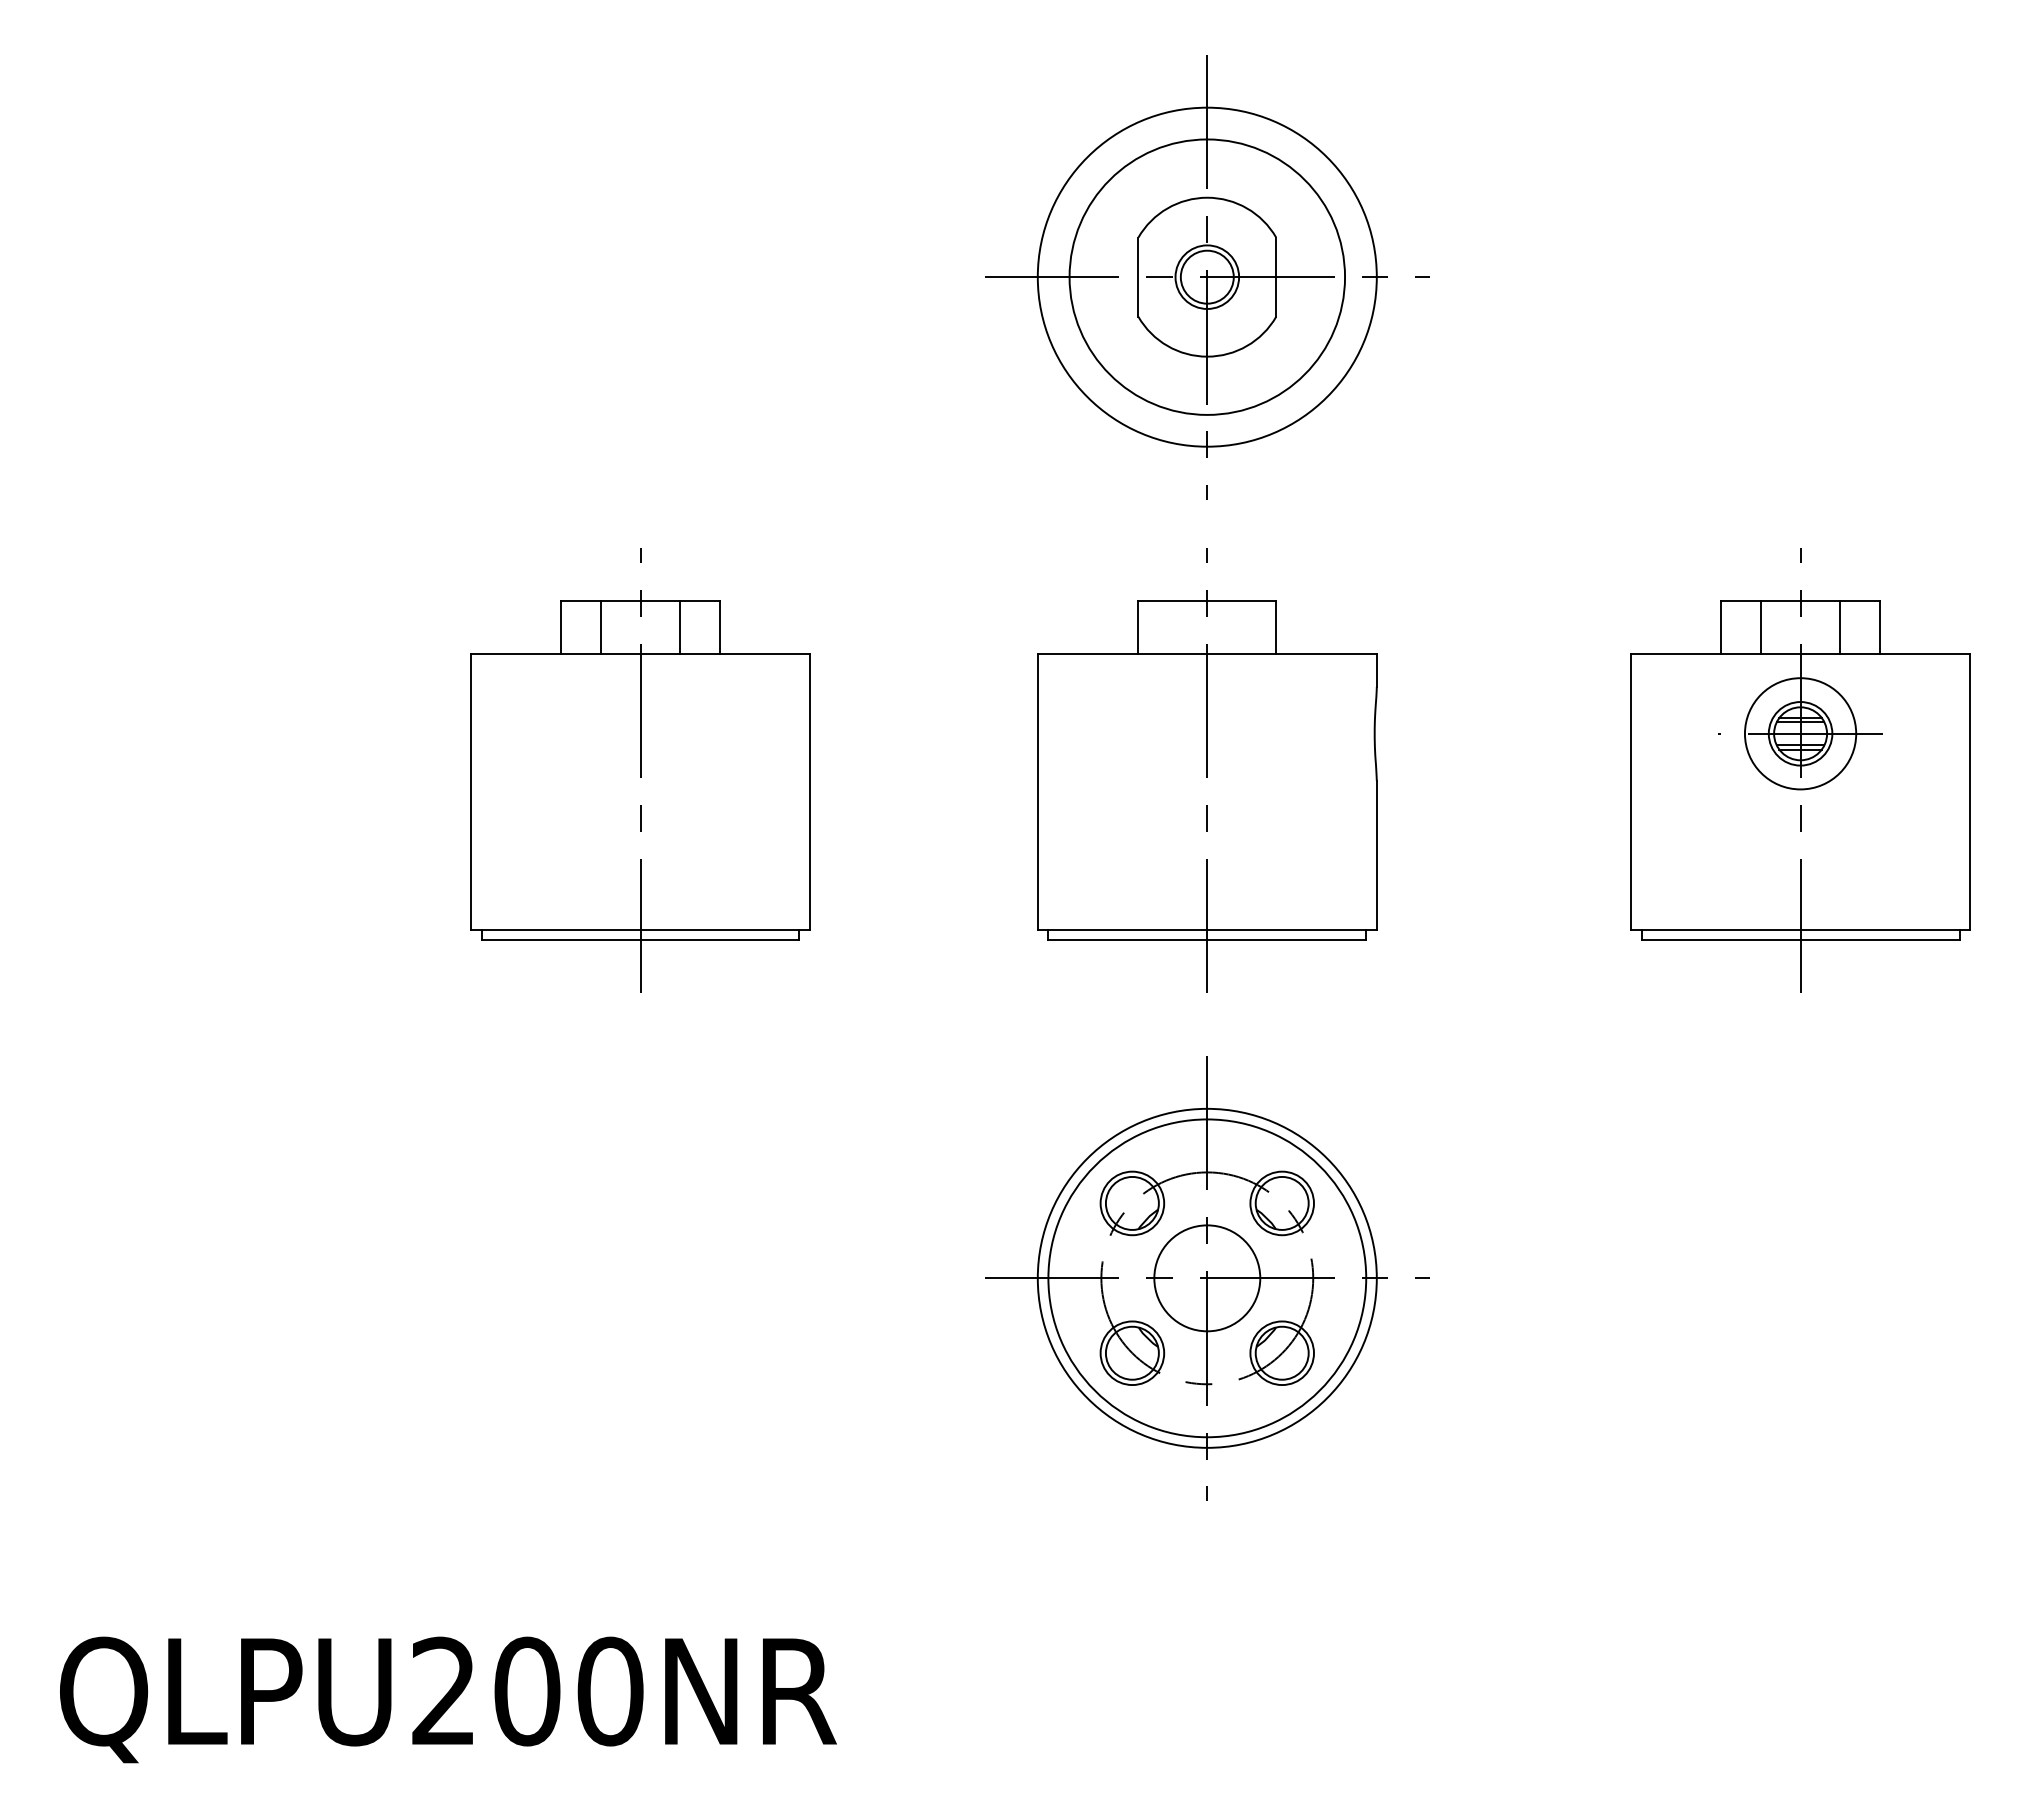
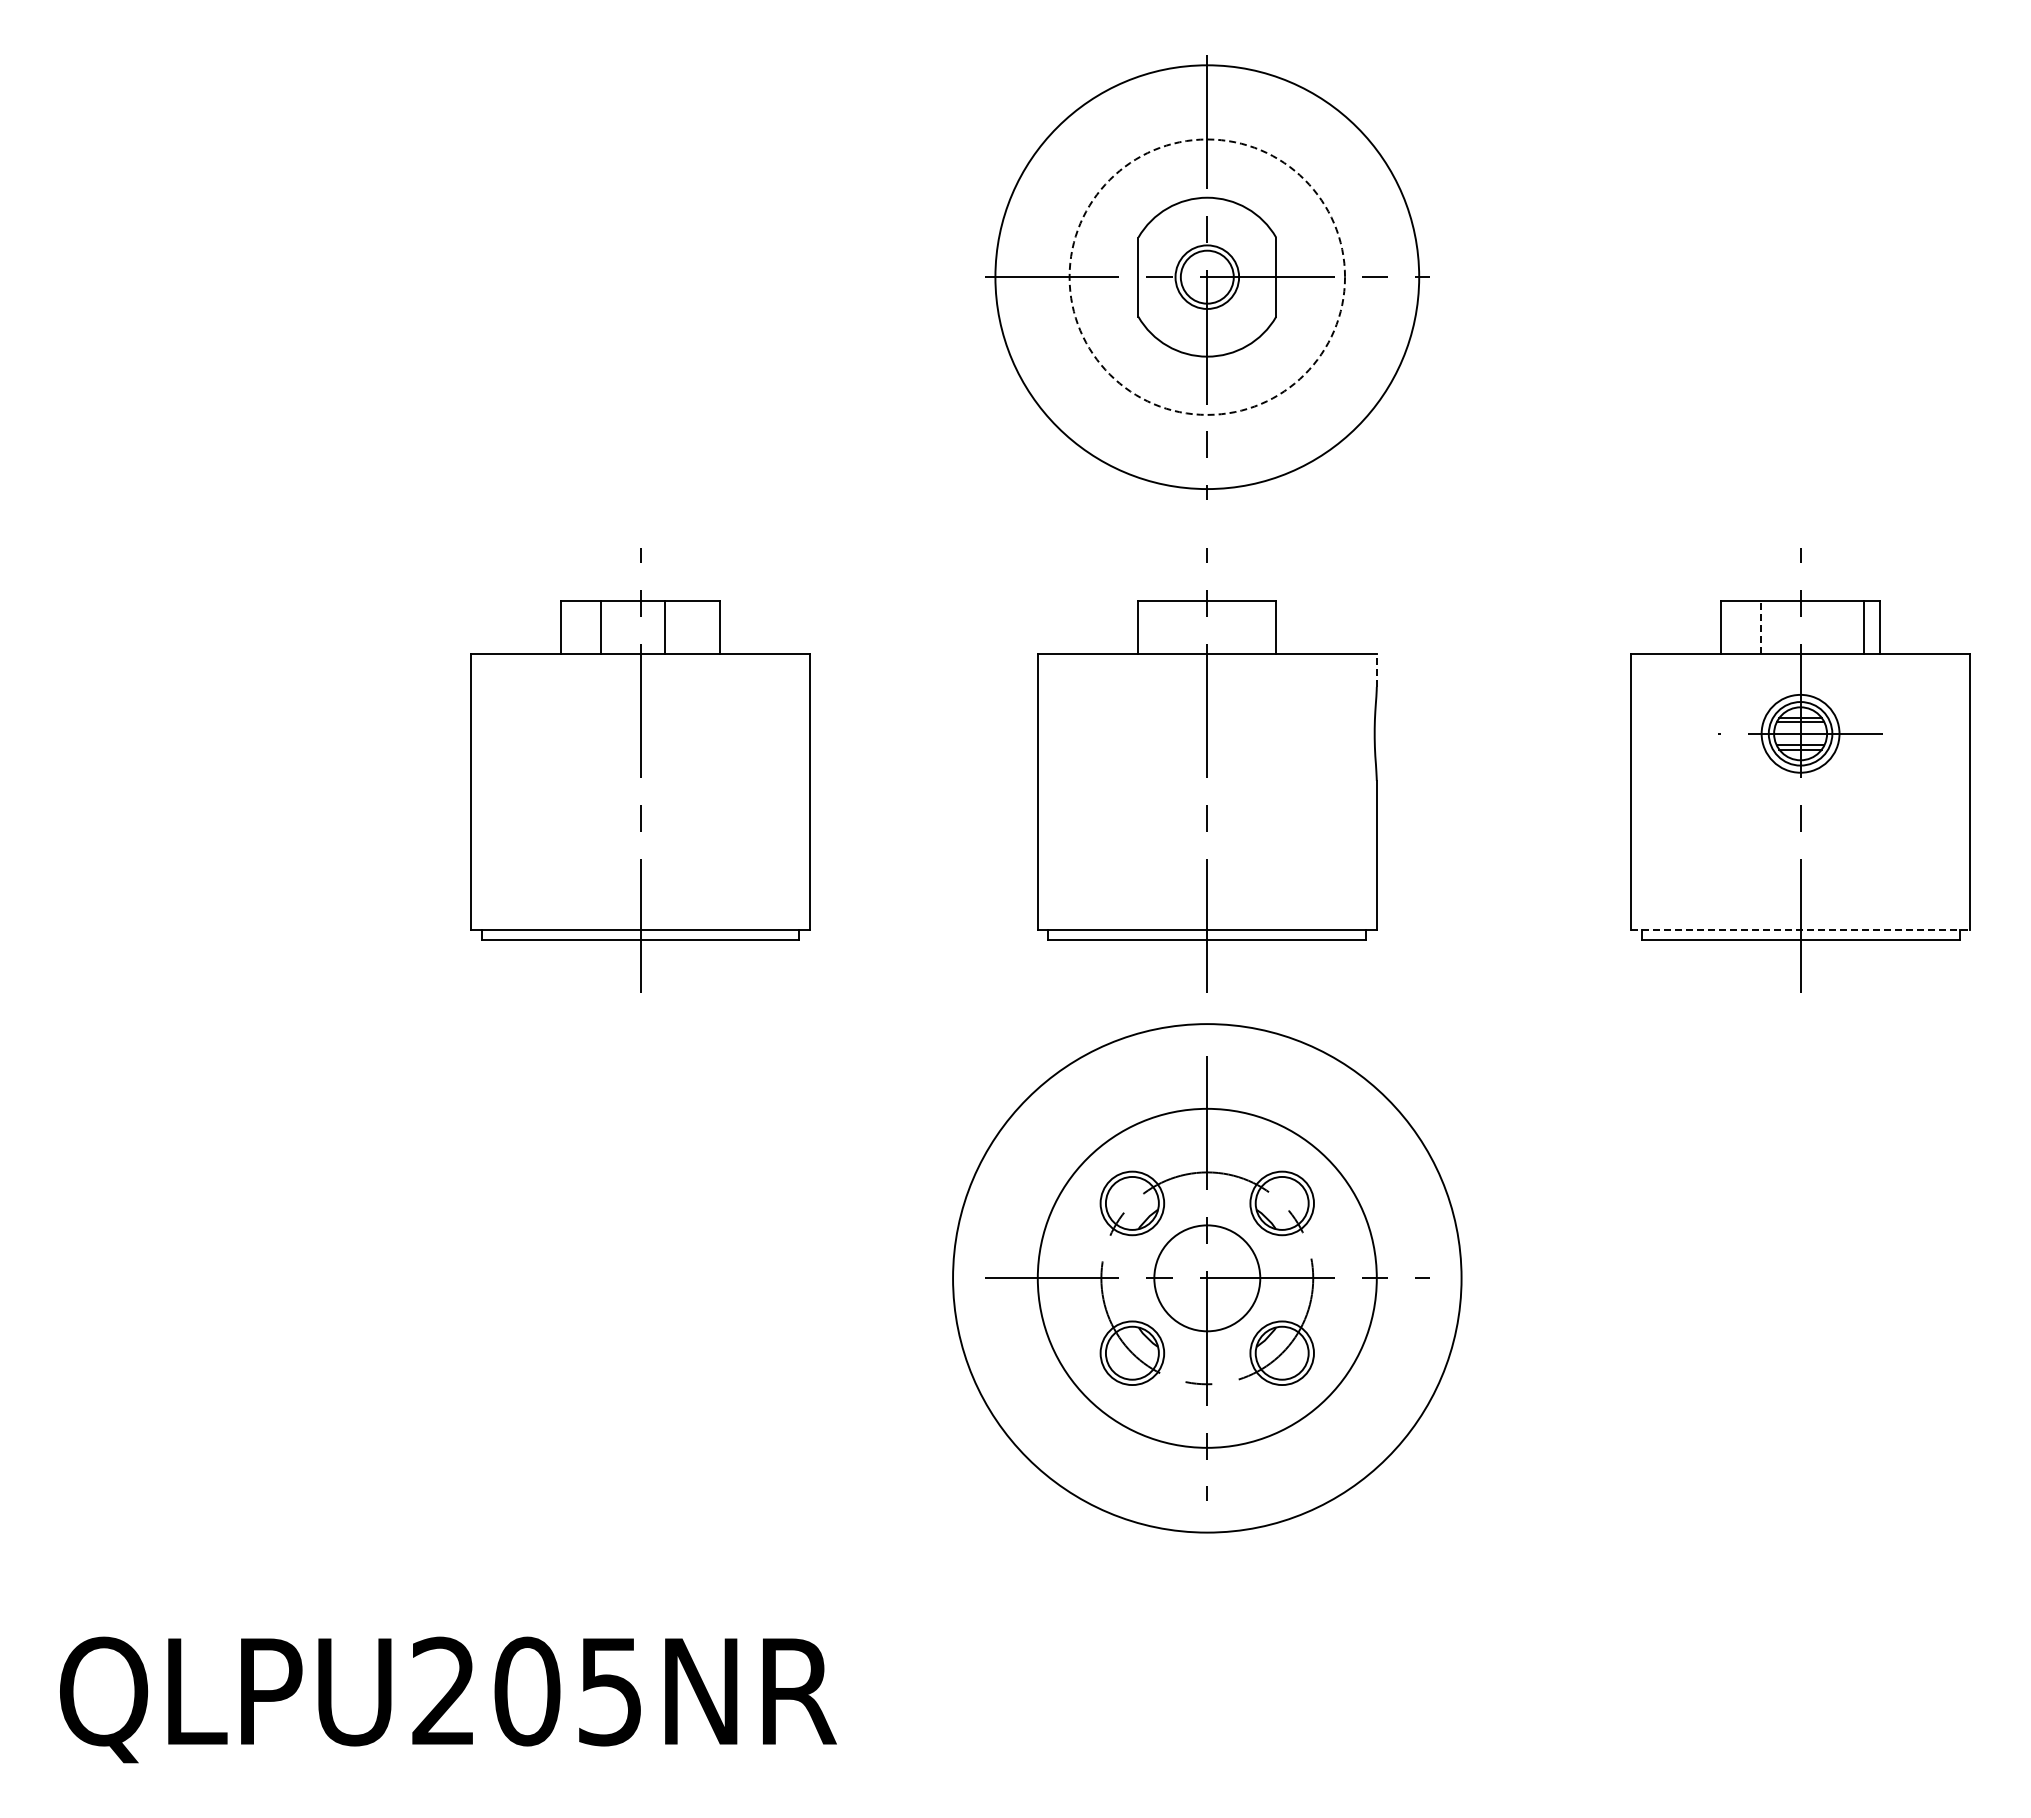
circle diameter: 339 px -> 424 px (1207, 277)
circle: solid -> dashed (1207, 276)
line position: (680, 627) -> (665, 627) (665, 627)
line: solid -> dashed (1760, 627)
line position: (1840, 627) -> (1864, 627) (1864, 627)
line: solid -> dashed (1376, 670)
circle diameter: 111 px -> 78 px (1800, 733)
line: solid -> dashed (1800, 929)
circle diameter: 318 px -> 509 px (1207, 1278)
text: QLPU200NR -> QLPU205NR (610, 1691)
